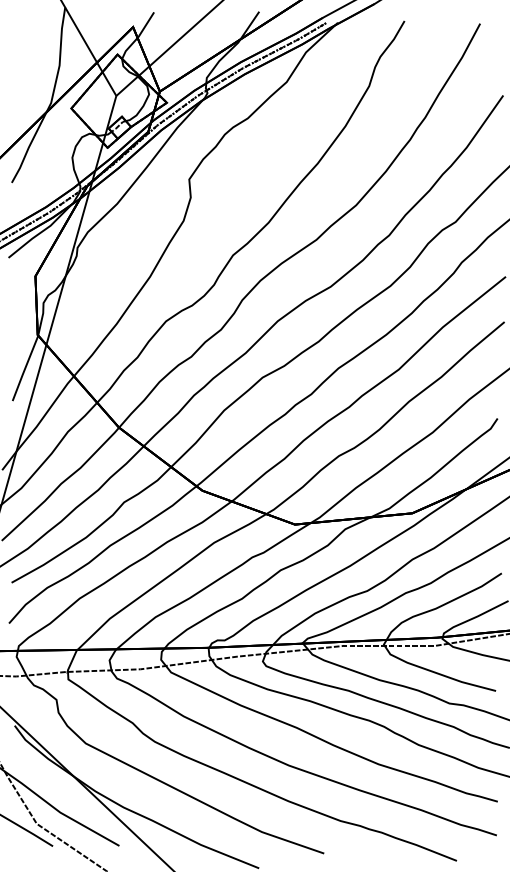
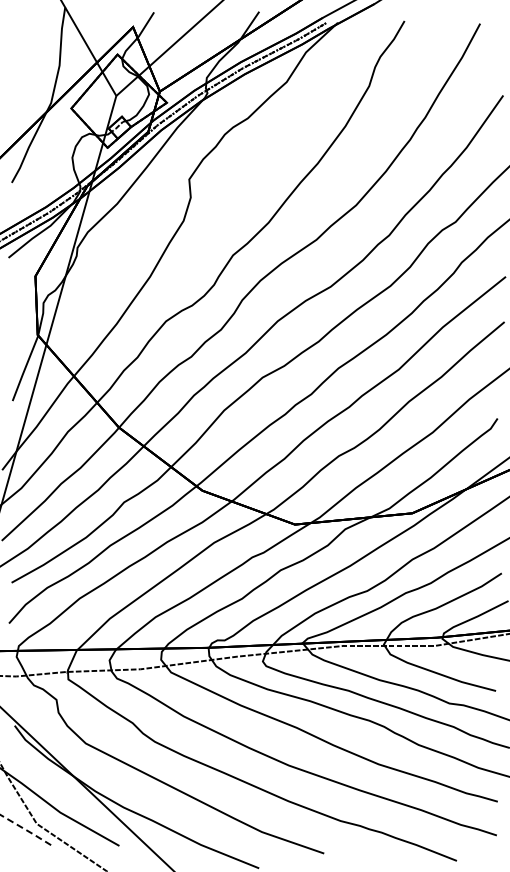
line: solid -> dashed (27, 830)
